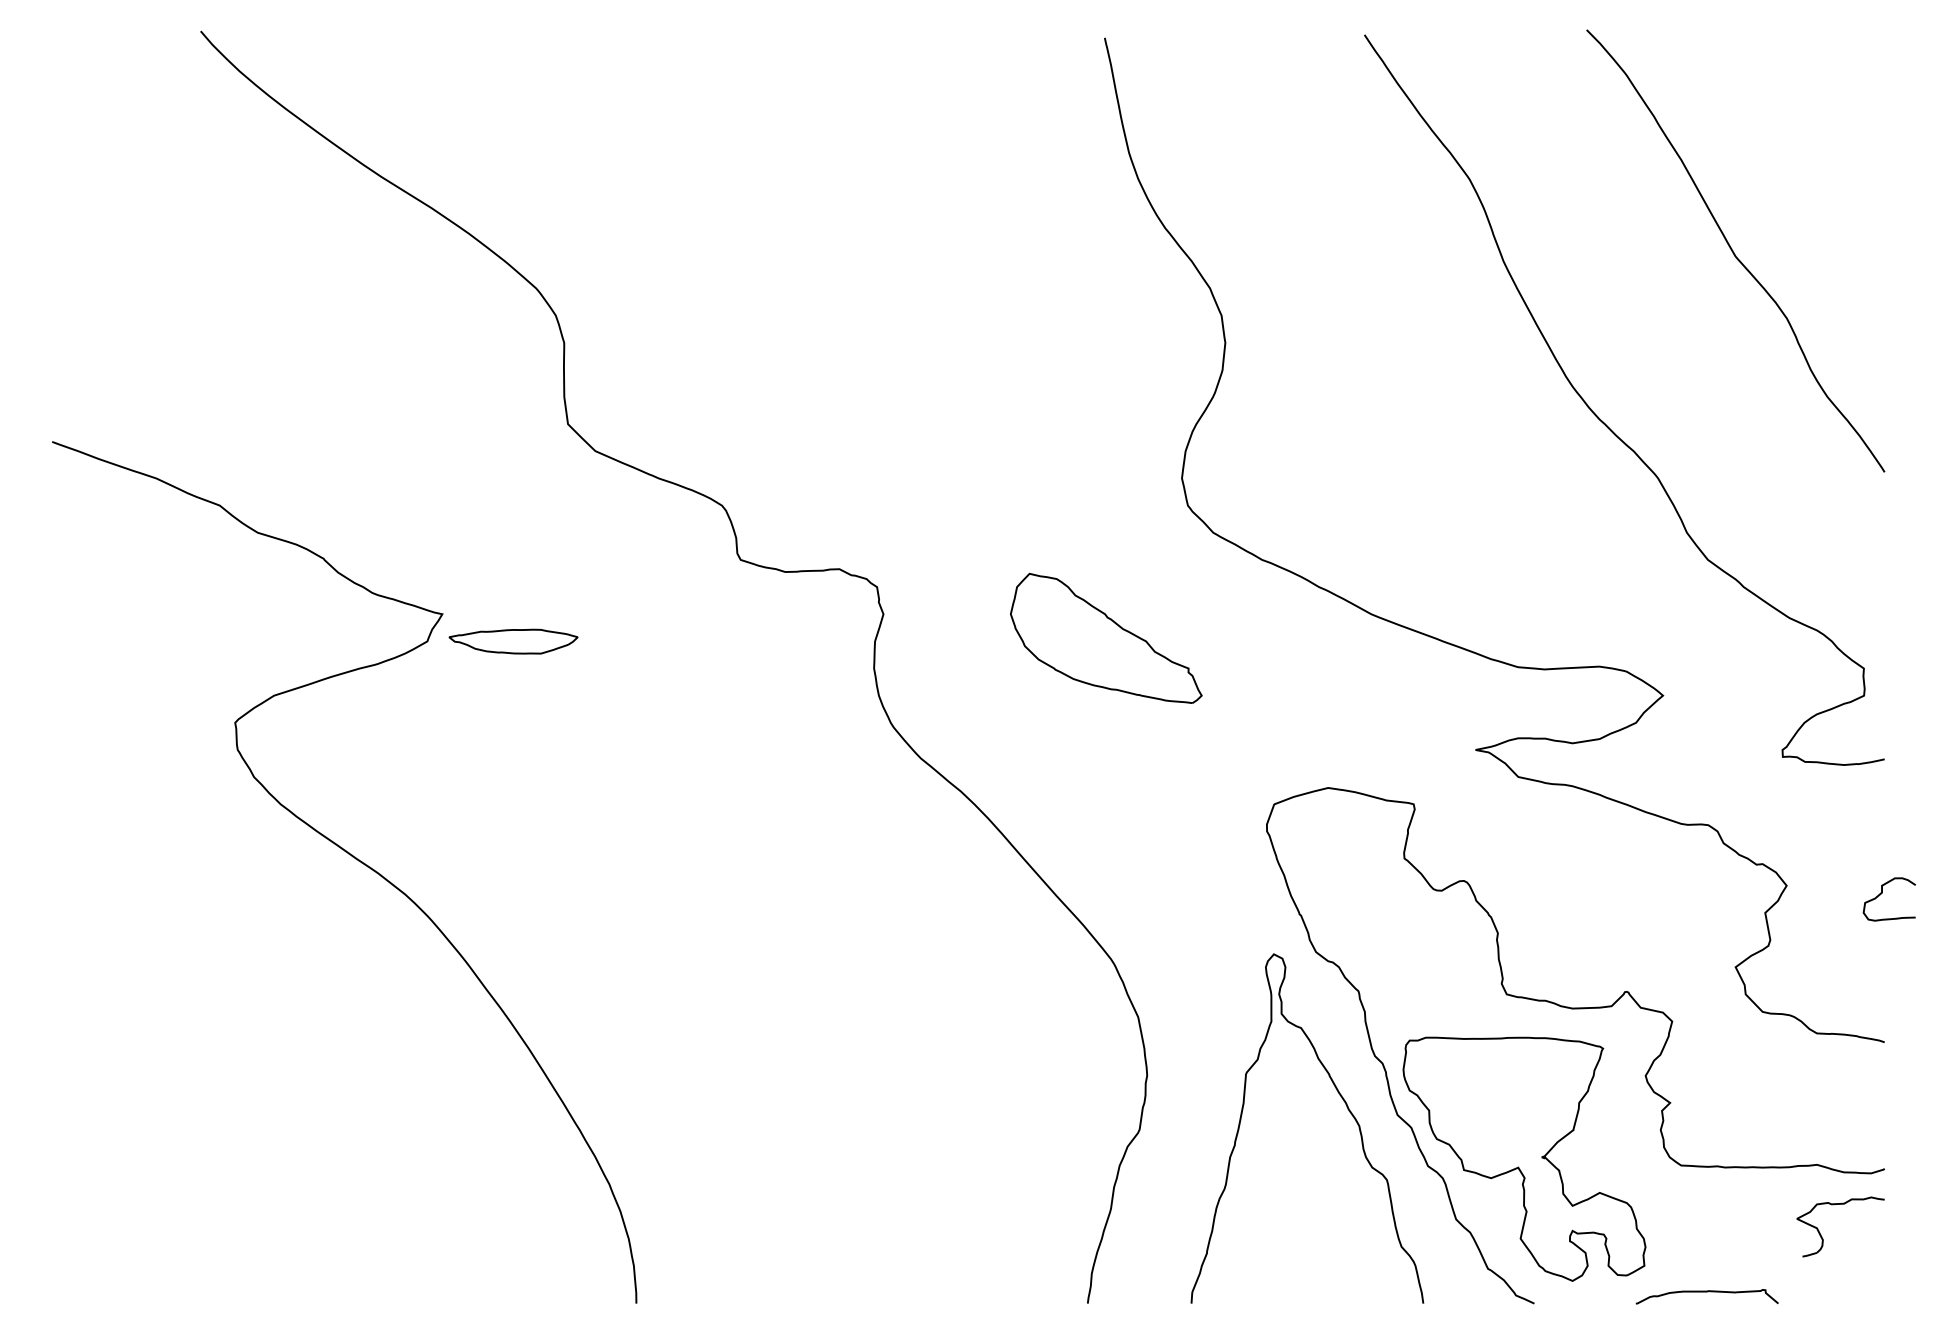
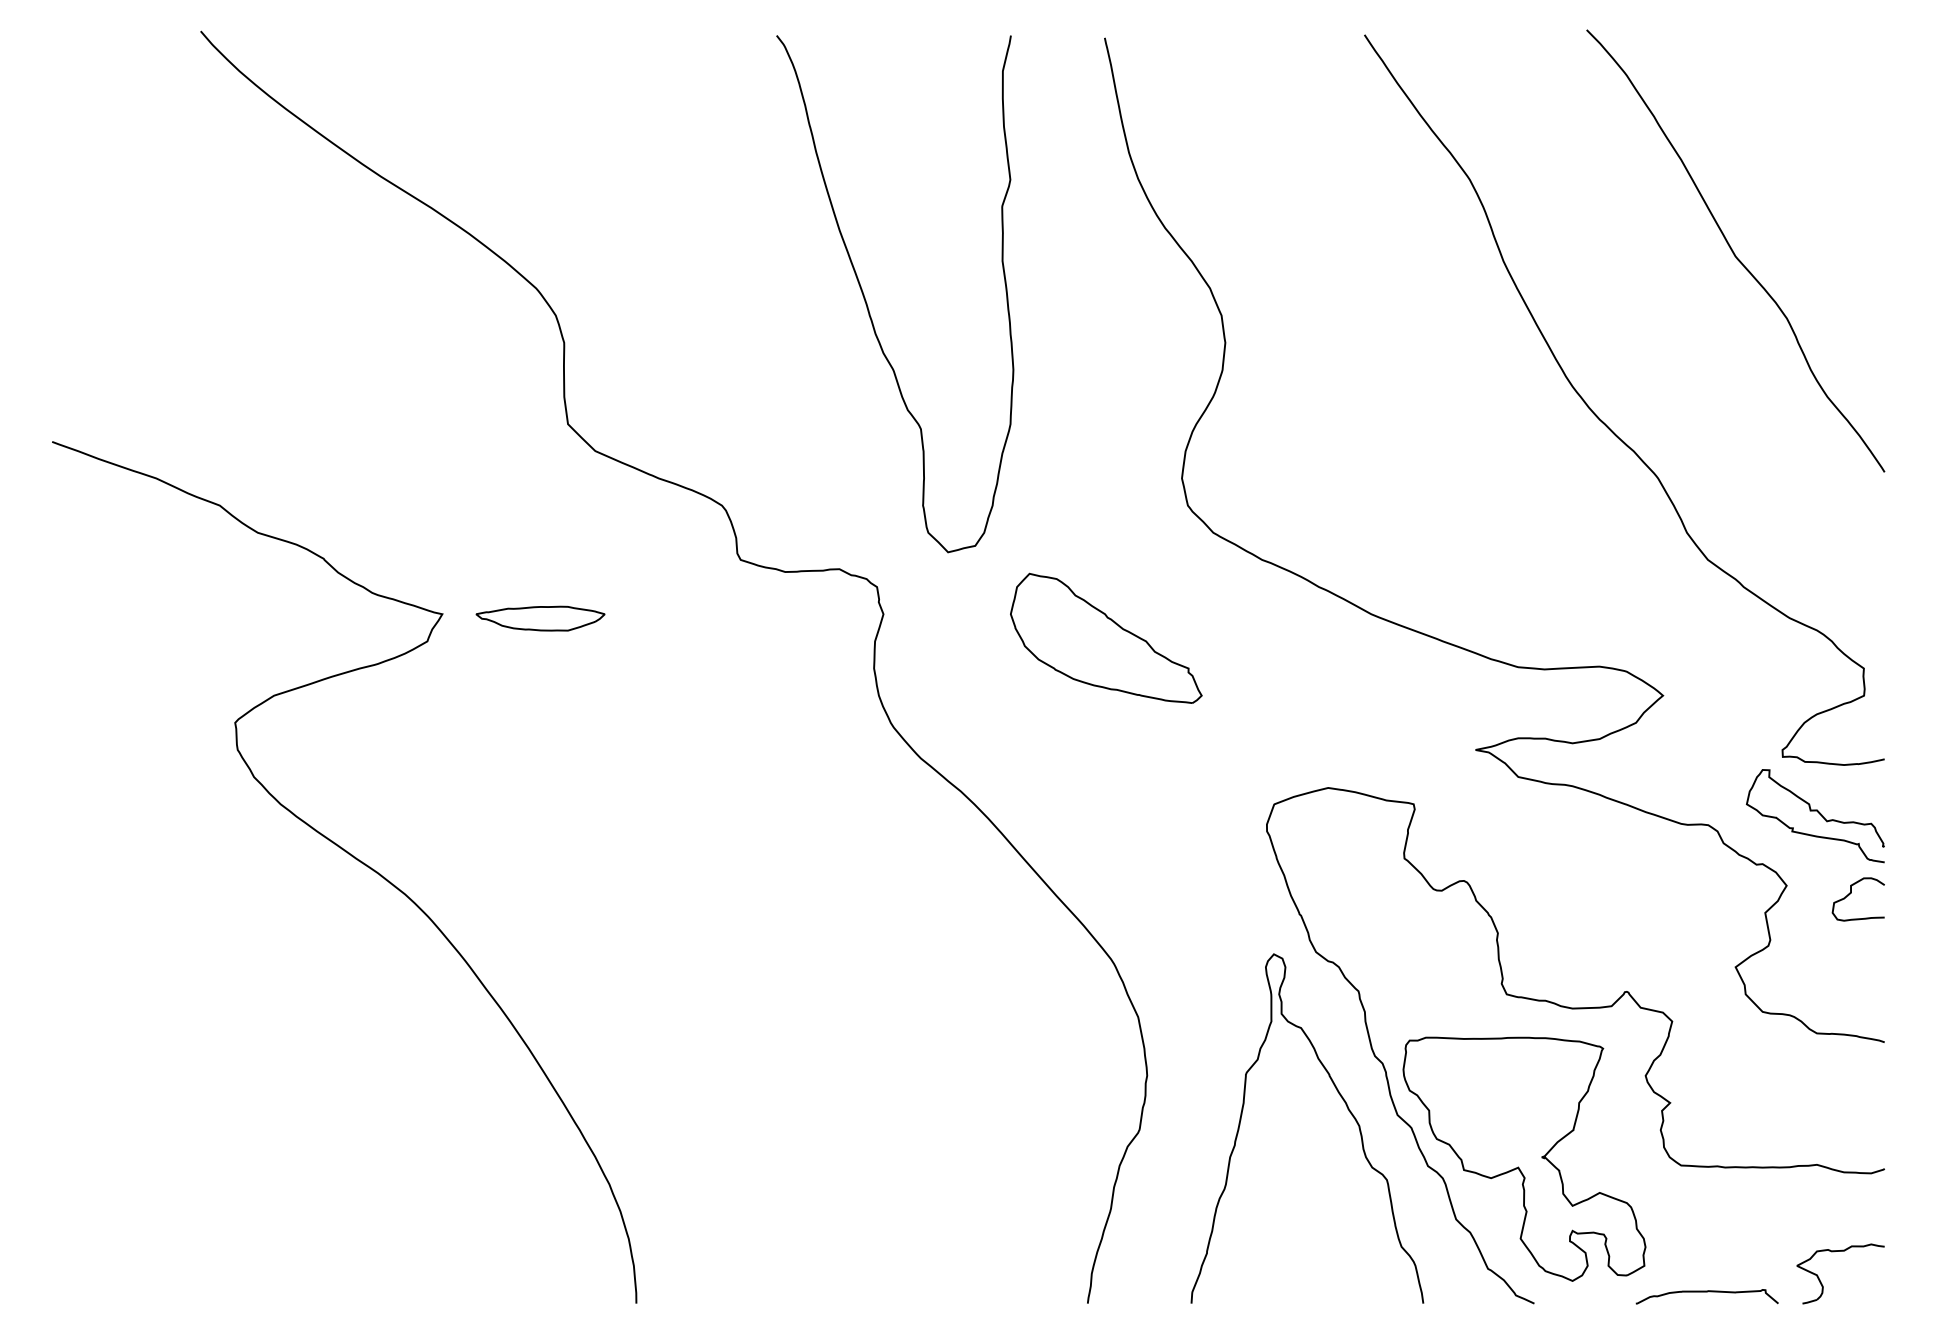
curve: none -> present (867, 303)
part position: (513, 641) -> (540, 618) (540, 618)
curve: none -> present (1818, 813)
curve position: (1882, 893) -> (1851, 893) (1851, 893)
part position: (1822, 1236) -> (1822, 1283) (1822, 1283)
